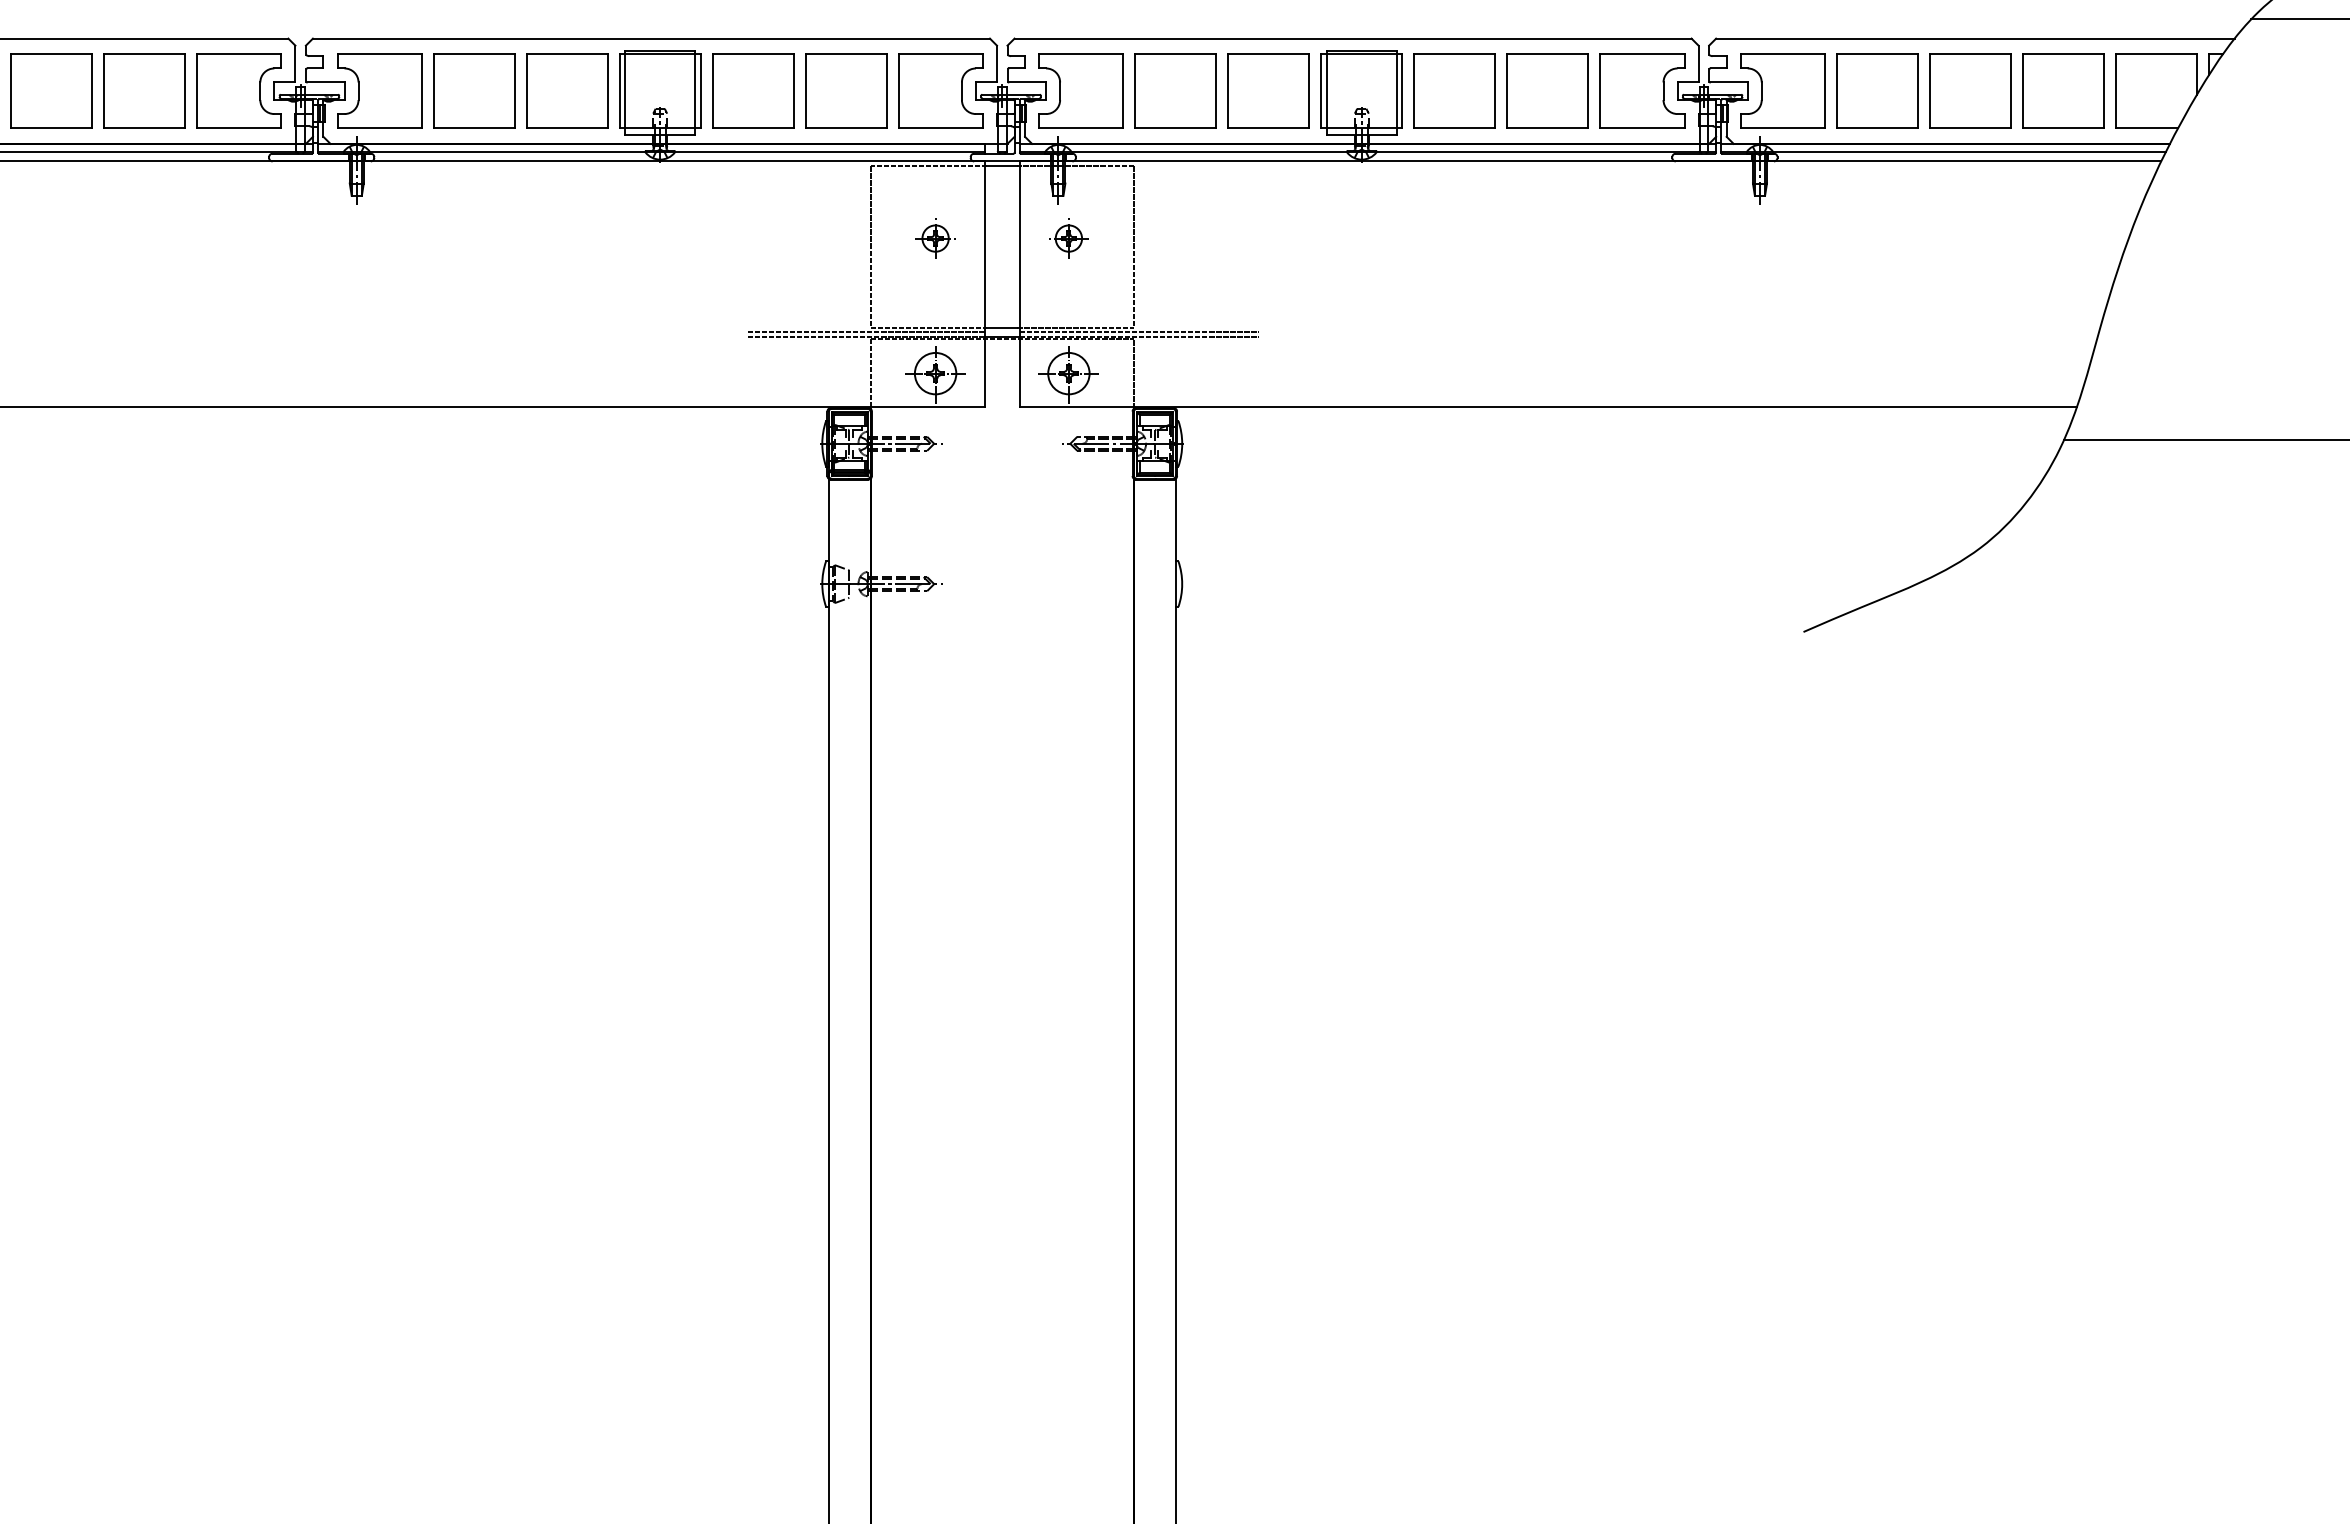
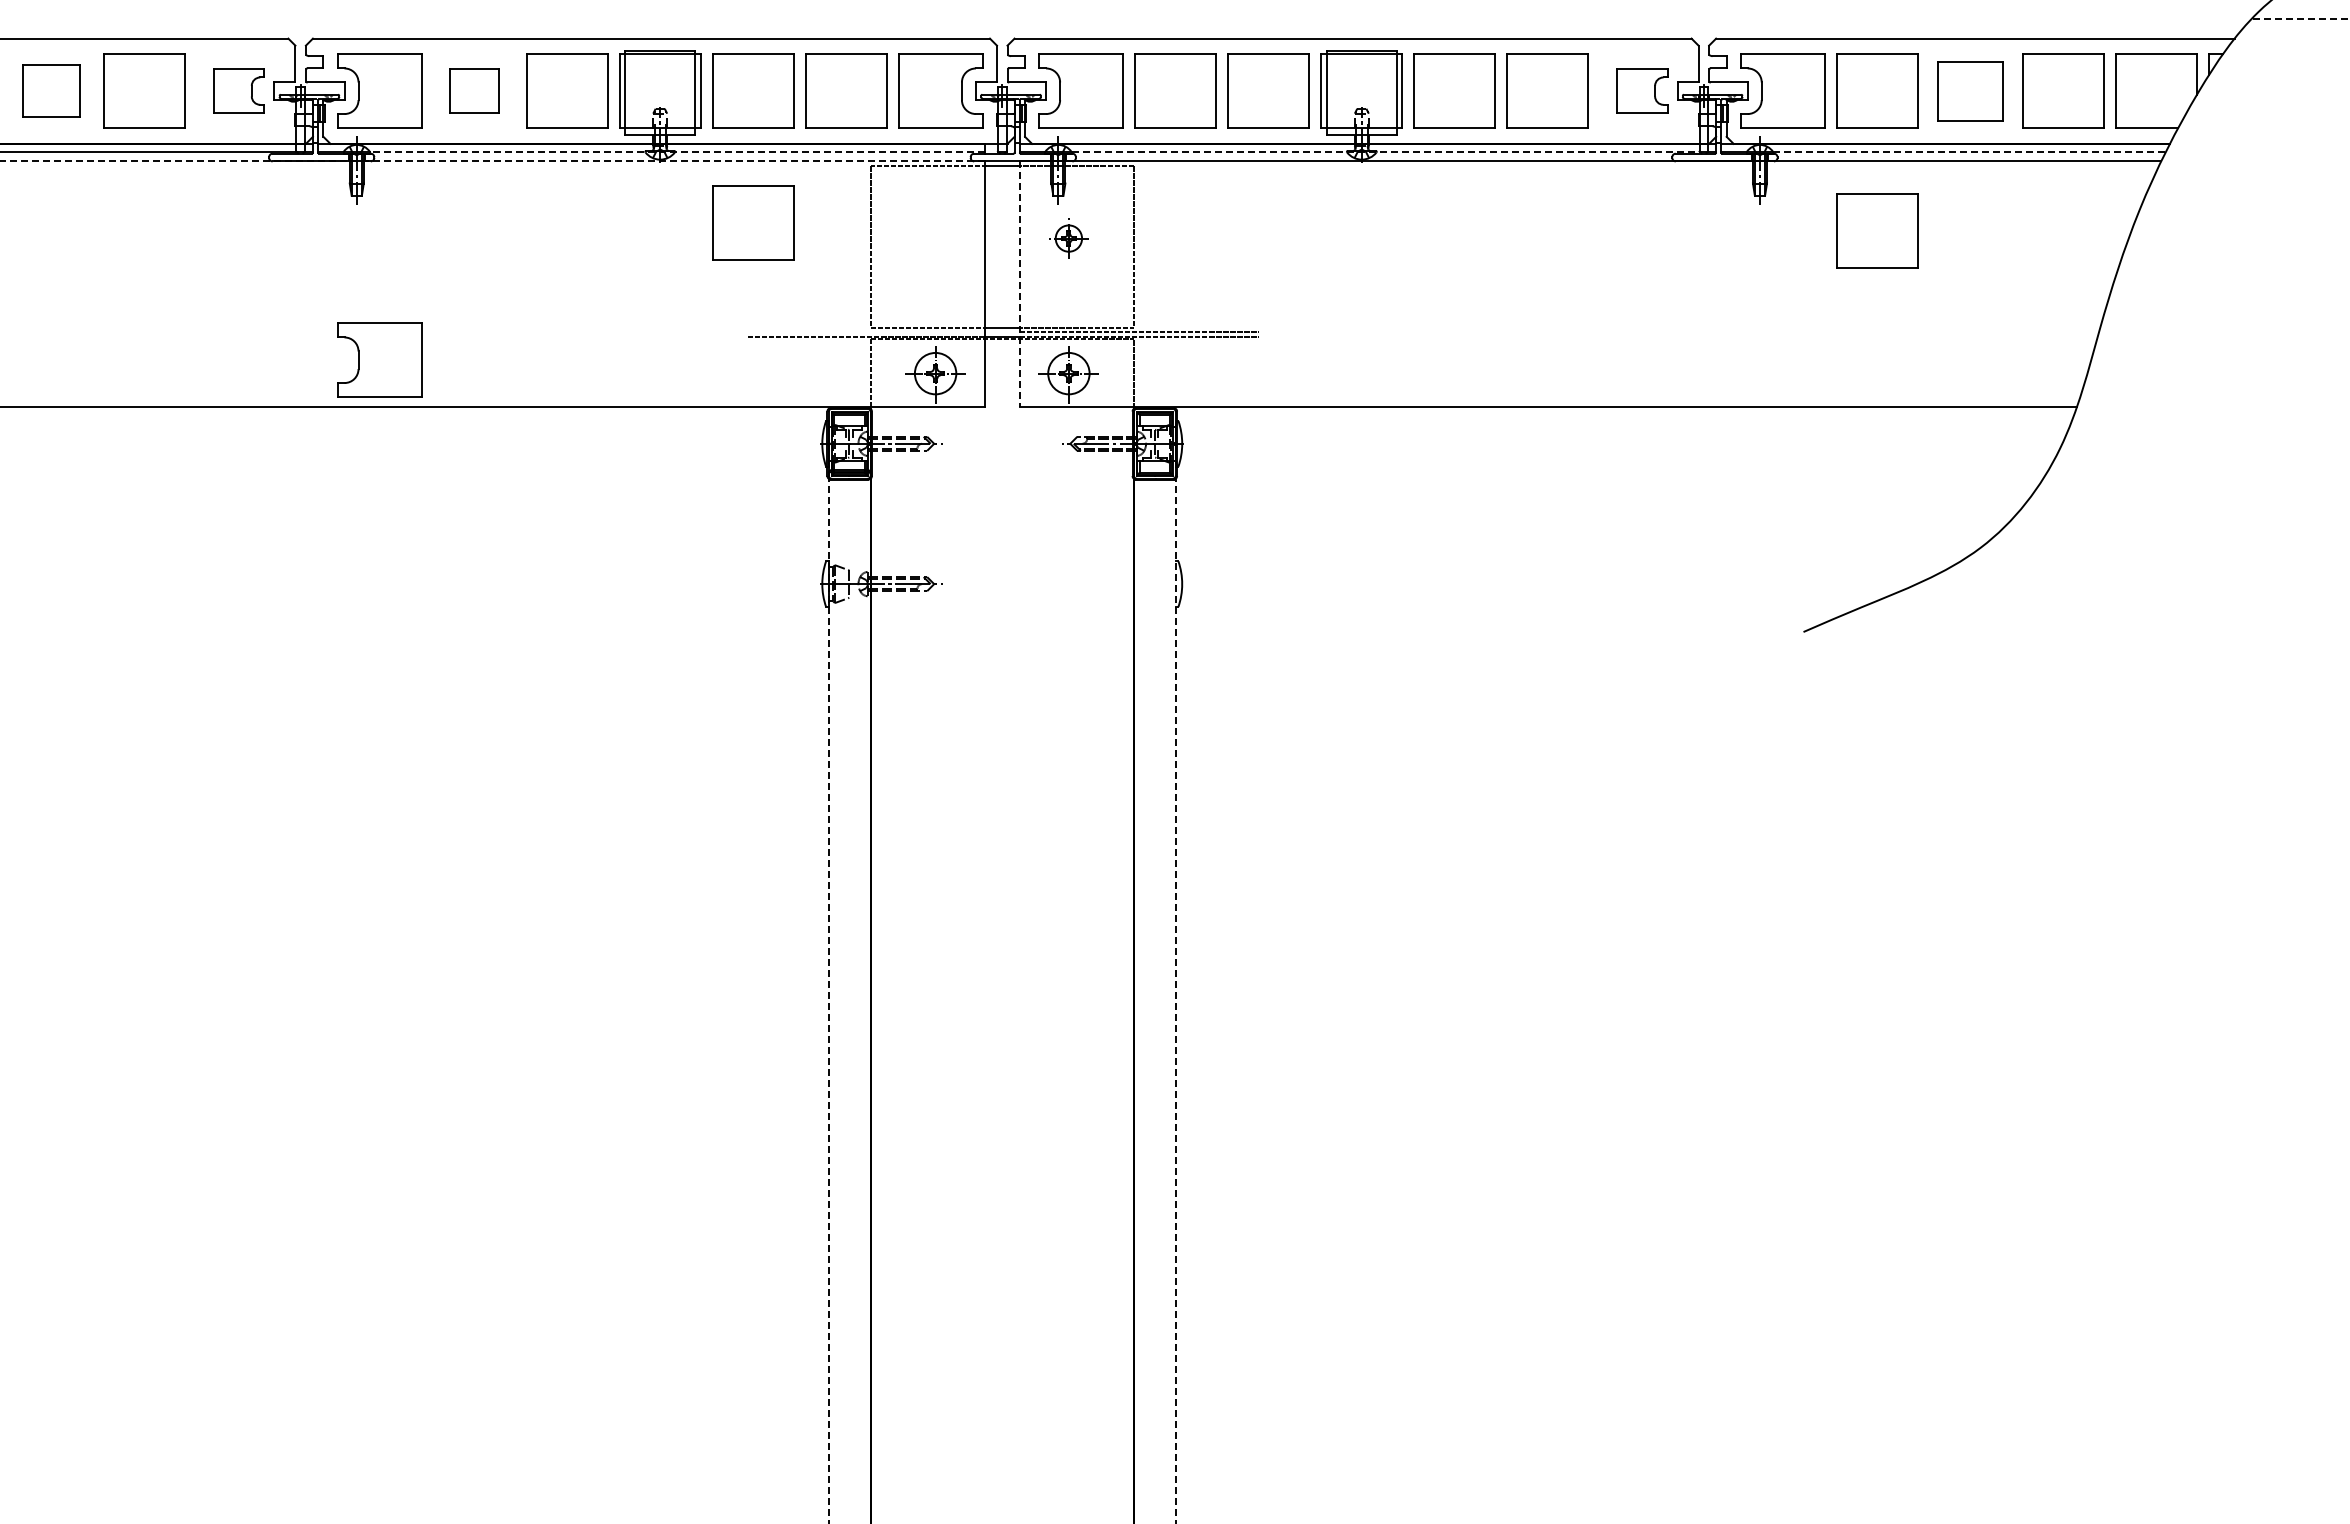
line: solid -> dashed (2300, 19)
part size: 83x76 px -> 59x54 px (51, 90)
part size: 86x76 px -> 52x46 px (238, 90)
part size: 83x76 px -> 51x46 px (474, 90)
part size: 87x76 px -> 53x46 px (1642, 90)
part size: 83x76 px -> 67x61 px (1970, 91)
line: solid -> dashed (676, 151)
line: solid -> dashed (1386, 151)
line: solid -> dashed (1969, 151)
line: solid -> dashed (492, 161)
part: none -> present (753, 222)
part: none -> present (1877, 230)
part: present -> none (935, 238)
line: solid -> dashed (1019, 284)
line: present -> none (865, 332)
part: none -> present (379, 359)
line: present -> none (2204, 440)
line: solid -> dashed (828, 999)
line: solid -> dashed (1175, 999)
